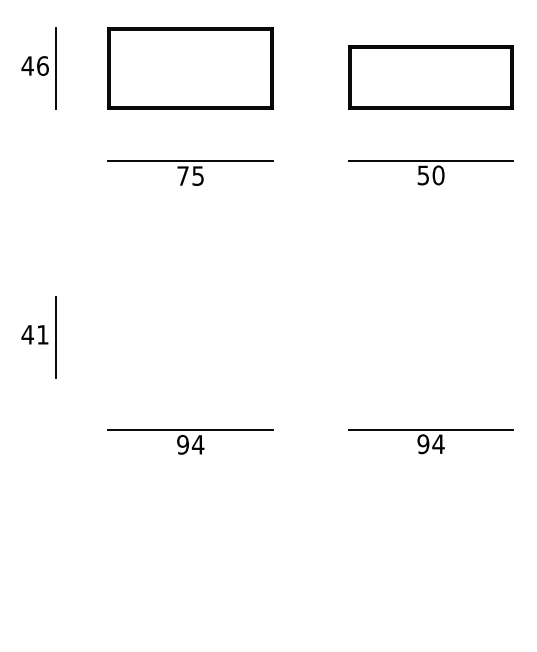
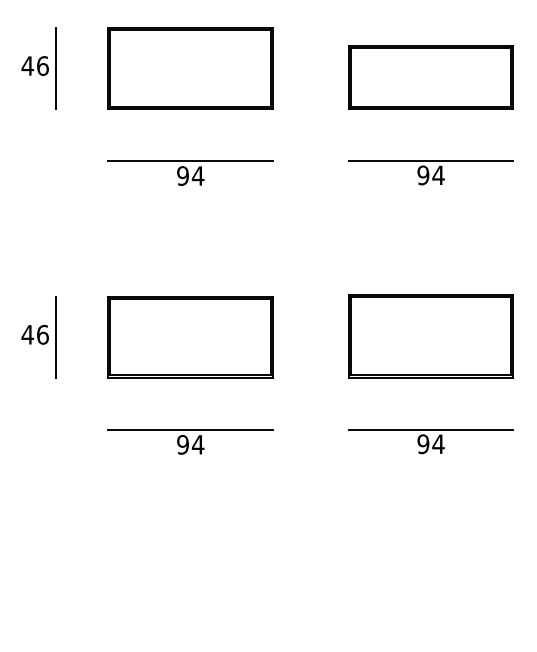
text: 75 -> 94 (190, 175)
text: 50 -> 94 (430, 175)
text: 41 -> 46 (42, 334)
part: none -> present (430, 336)
part: none -> present (190, 337)
